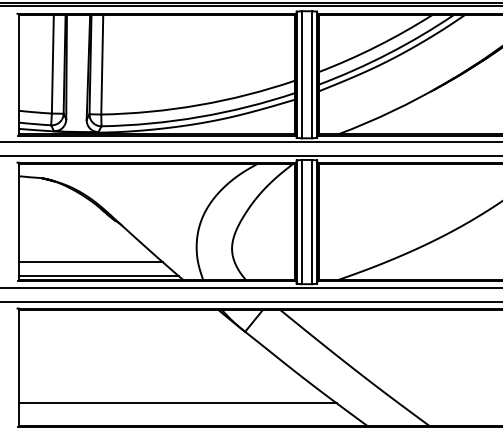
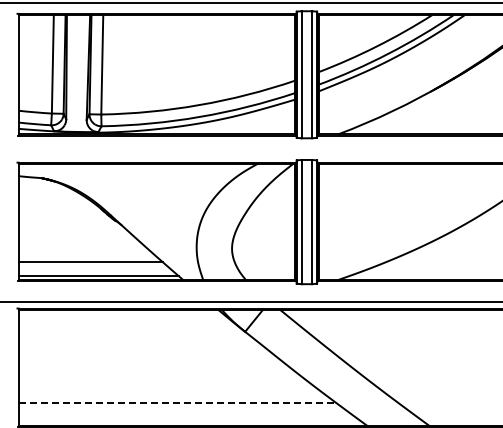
line: present -> none (250, 6)
line: present -> none (250, 142)
line: present -> none (250, 156)
line: present -> none (250, 288)
line: solid -> dashed (177, 403)
